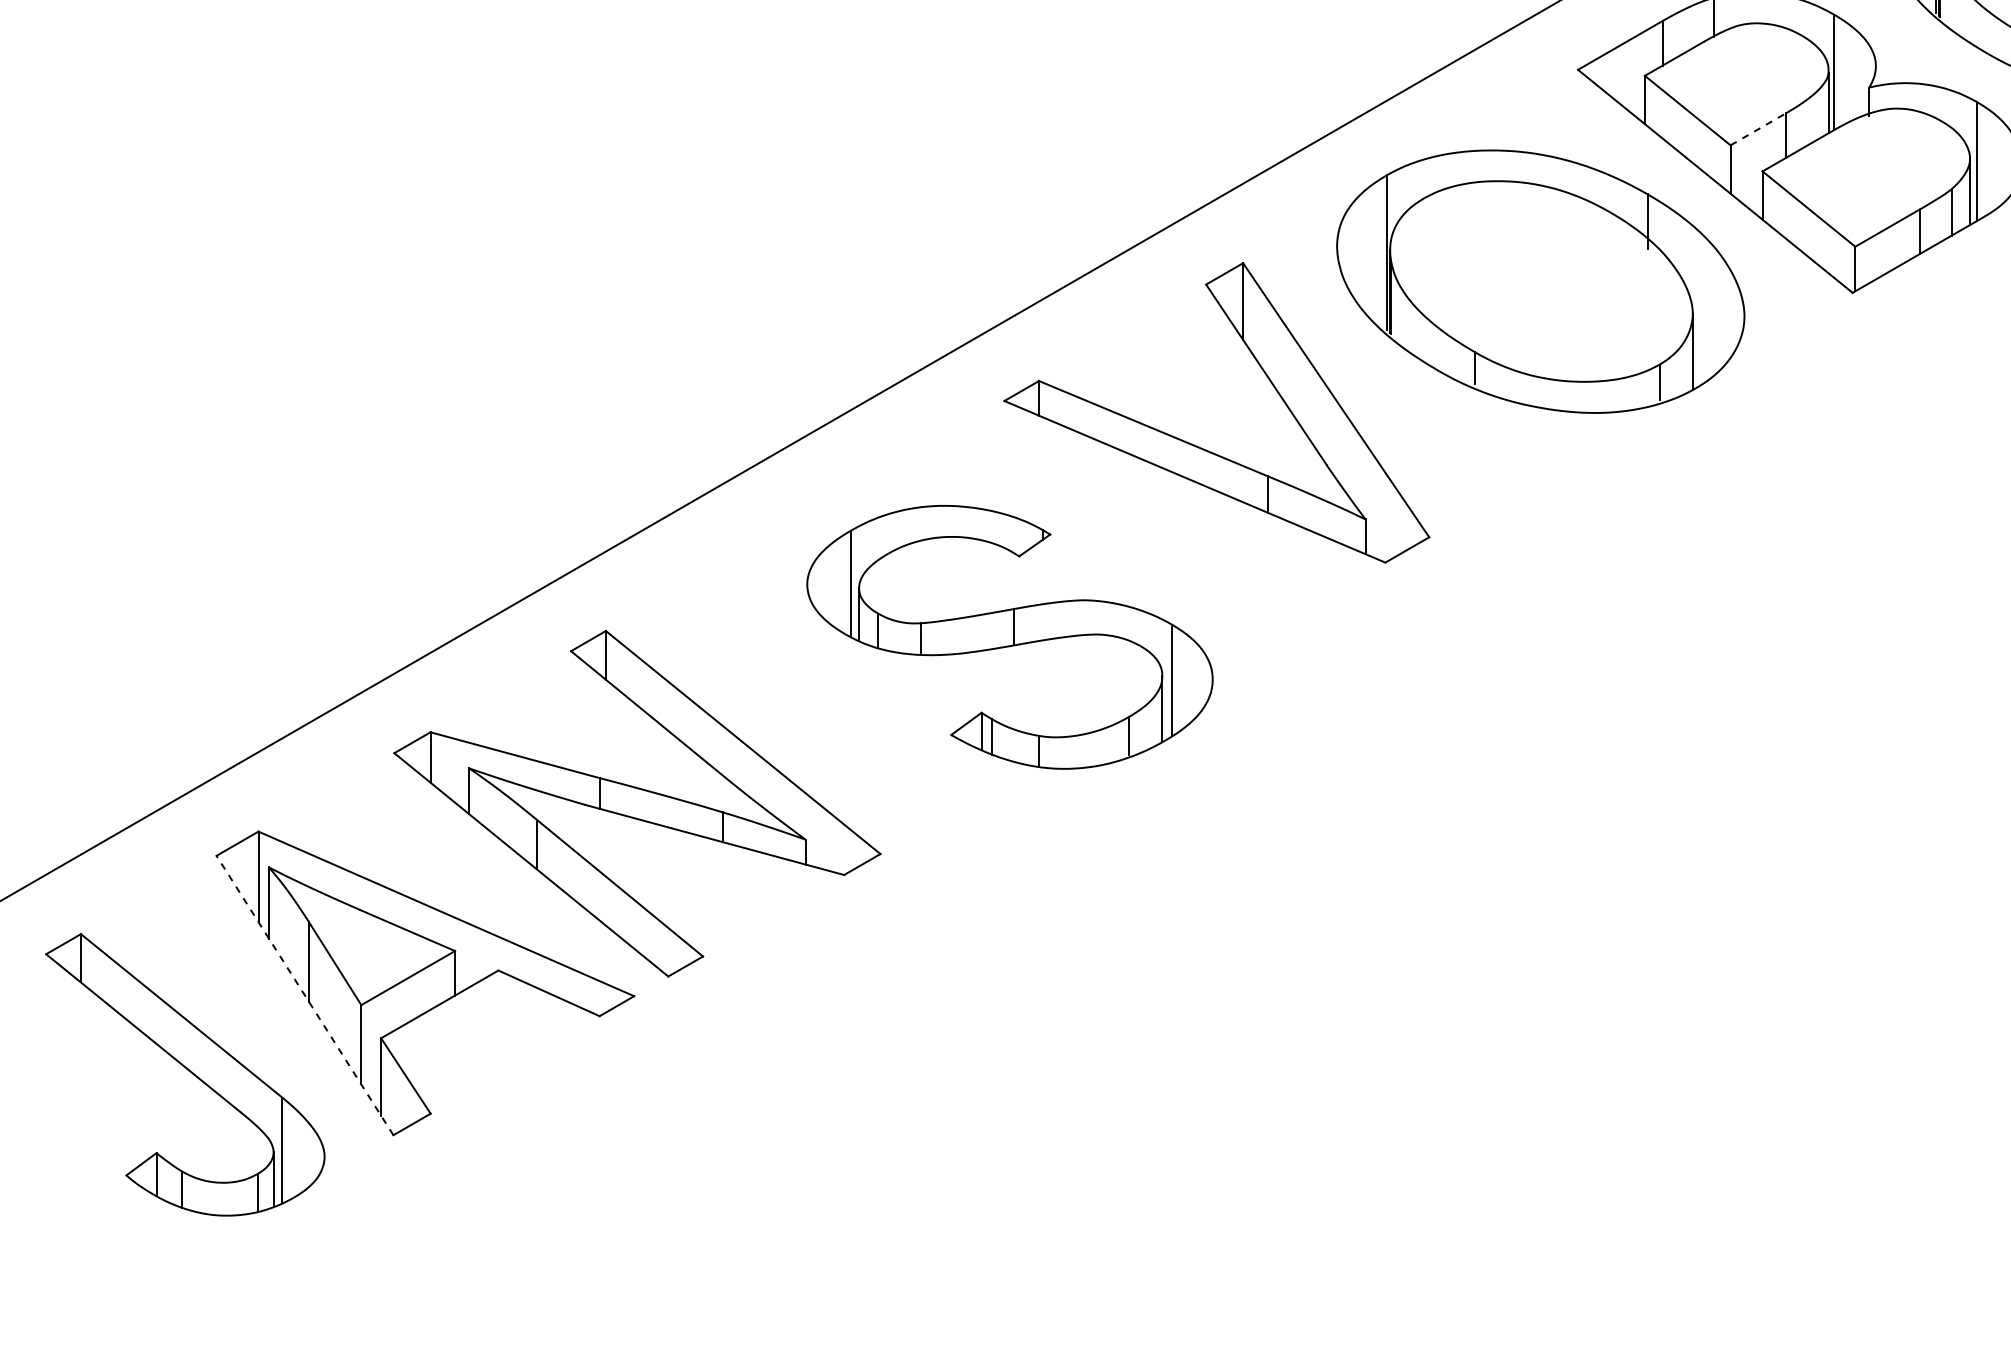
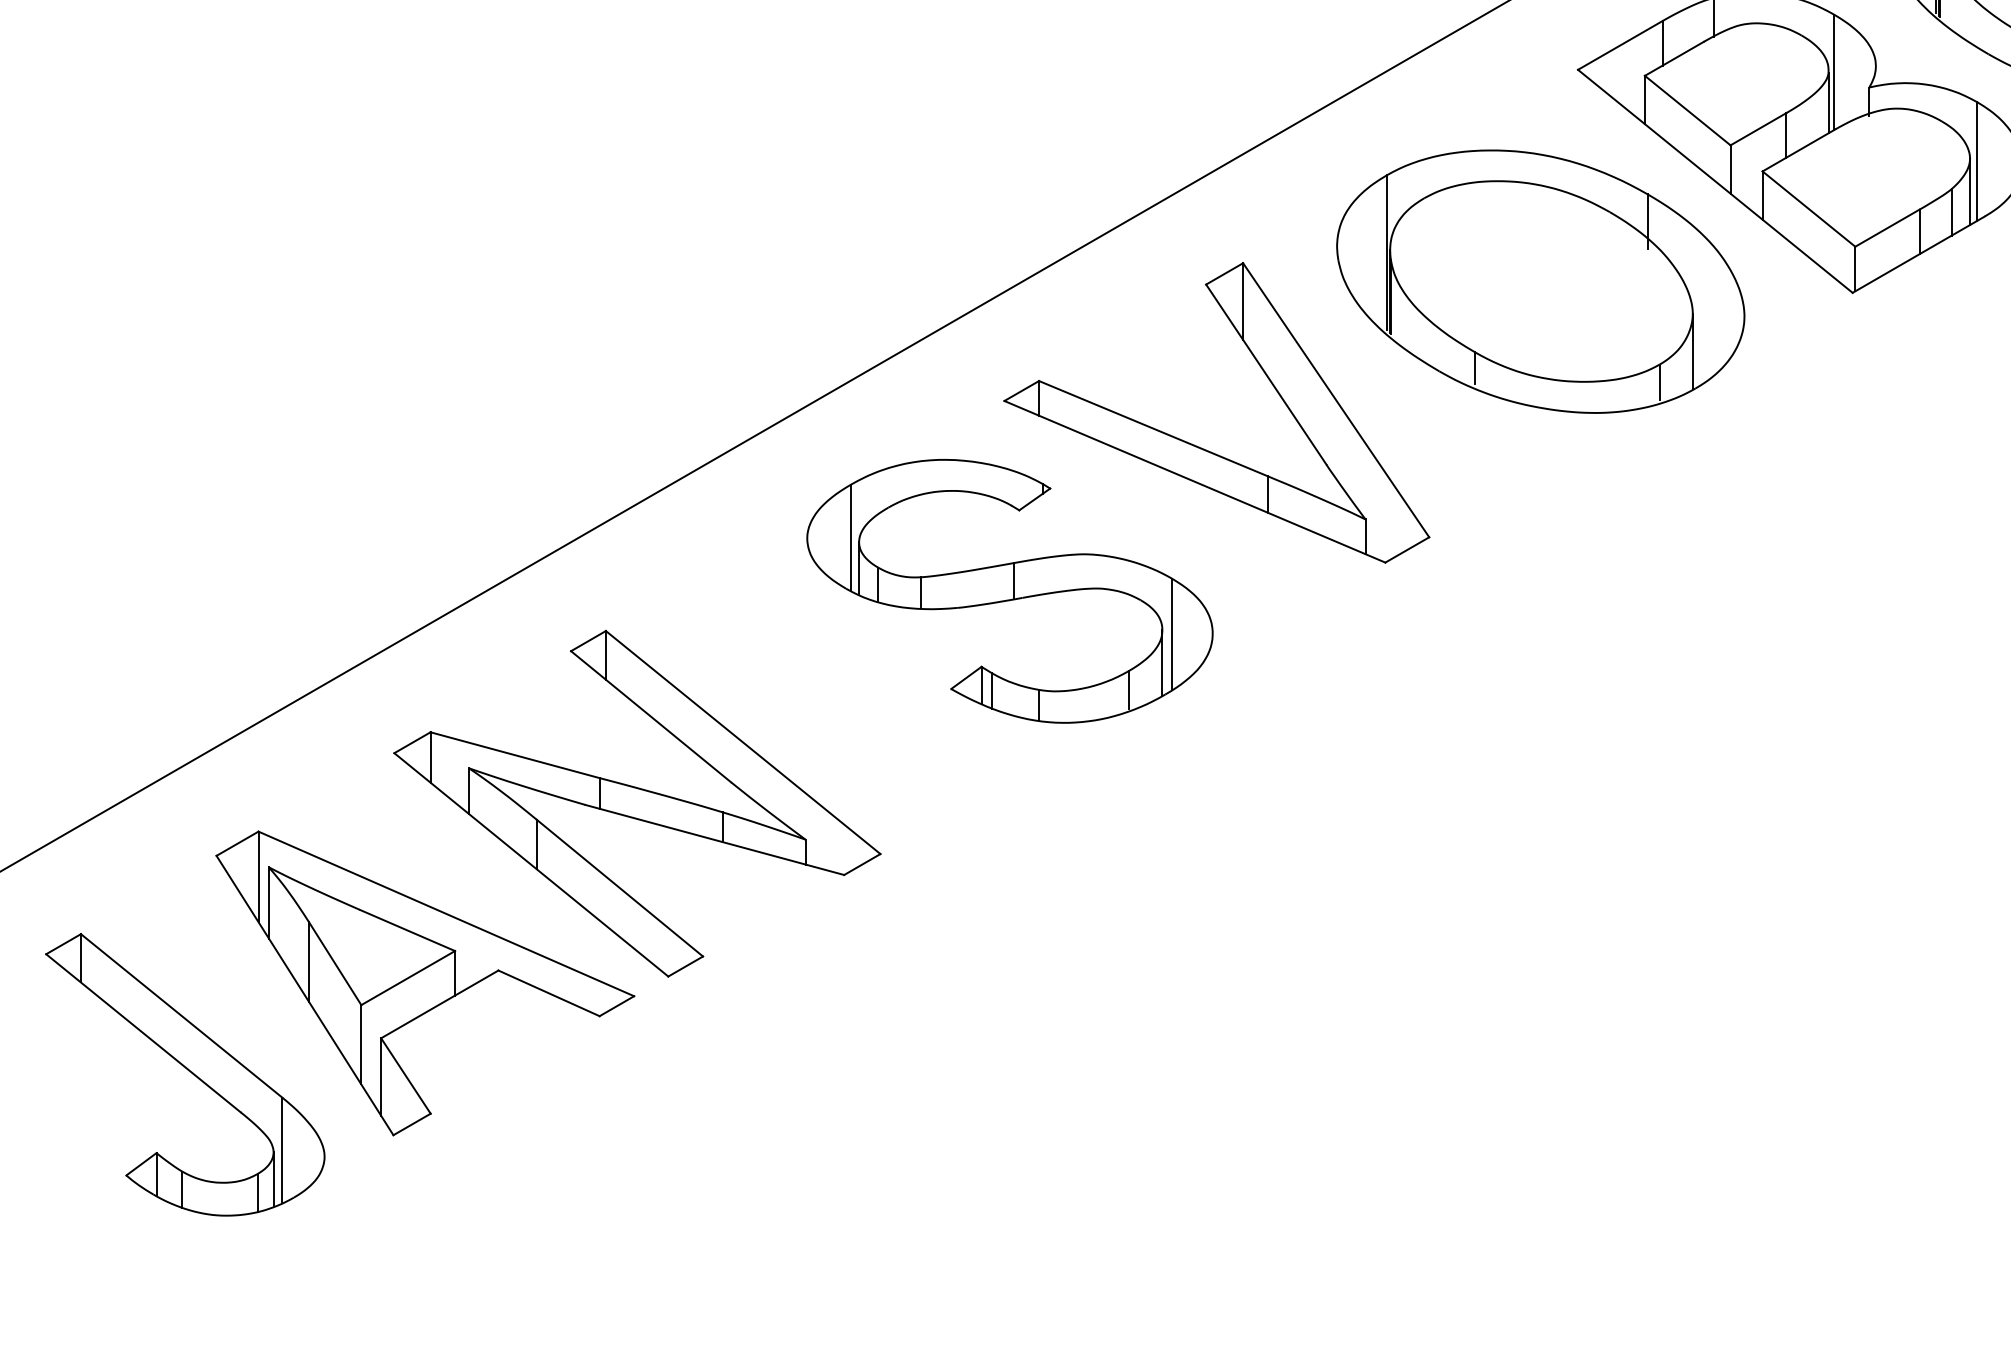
line: dashed -> solid (1758, 128)
line position: (779, 450) -> (754, 436) (754, 436)
part position: (1009, 637) -> (1009, 591) (1009, 591)
line: dashed -> solid (304, 995)
